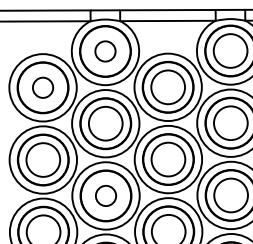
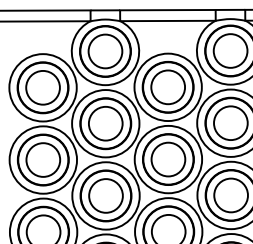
circle diameter: 20 px -> 34 px (105, 51)
circle diameter: 20 px -> 34 px (42, 87)
circle diameter: 20 px -> 34 px (105, 195)
